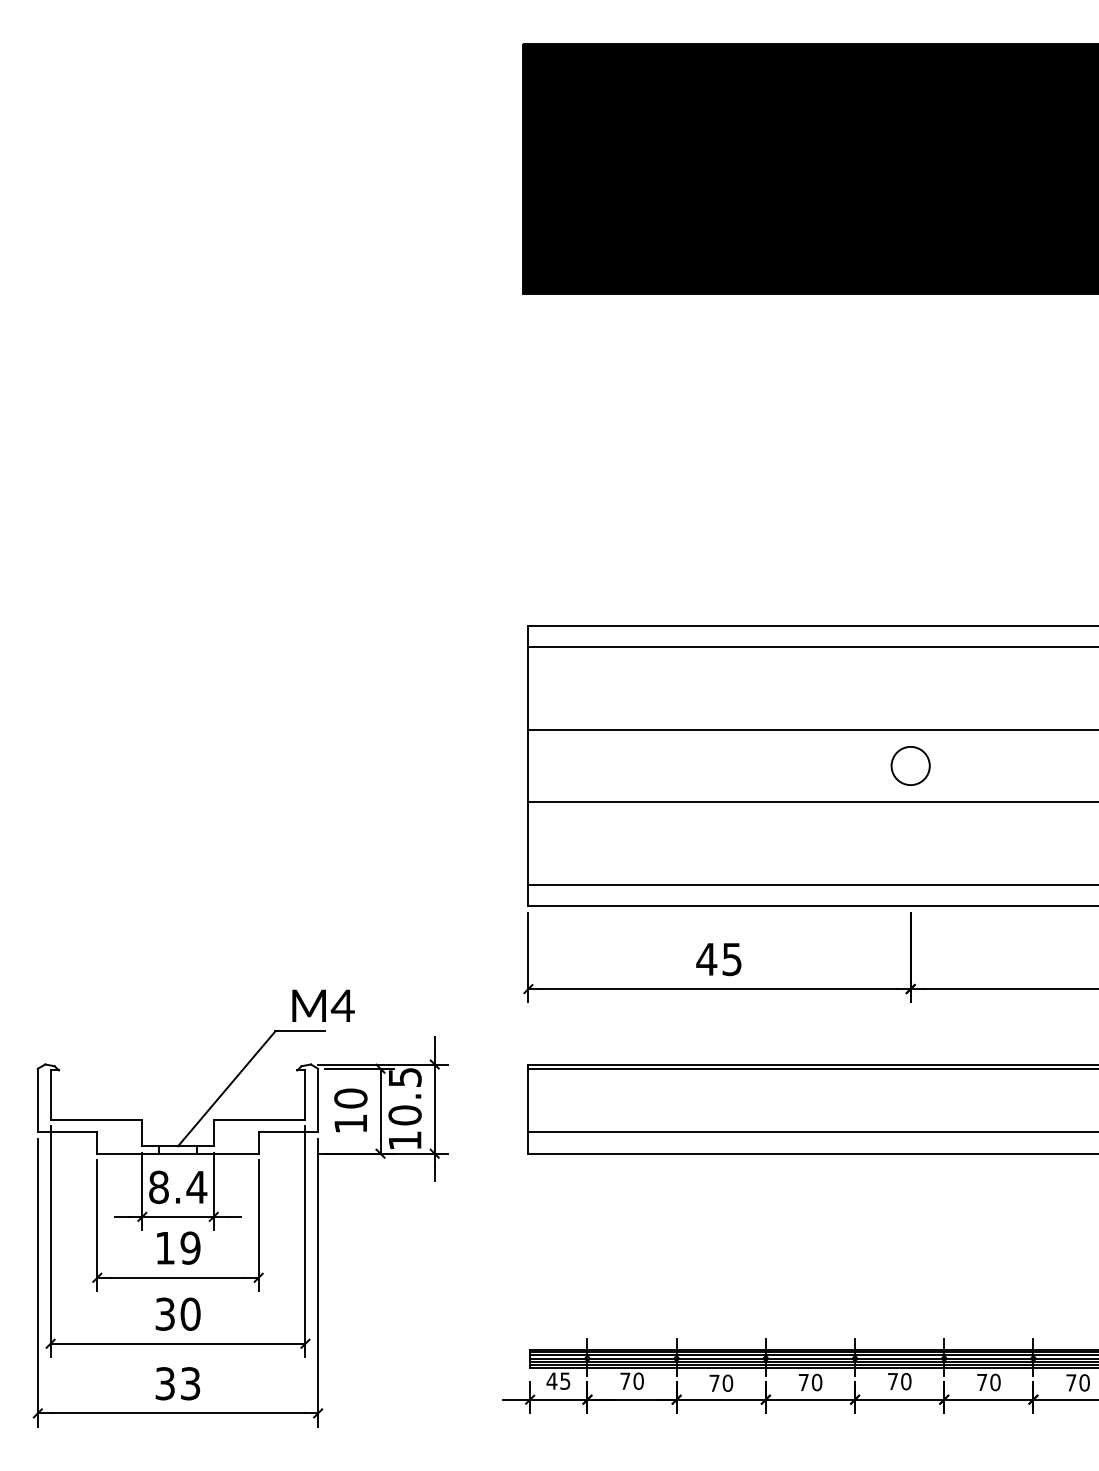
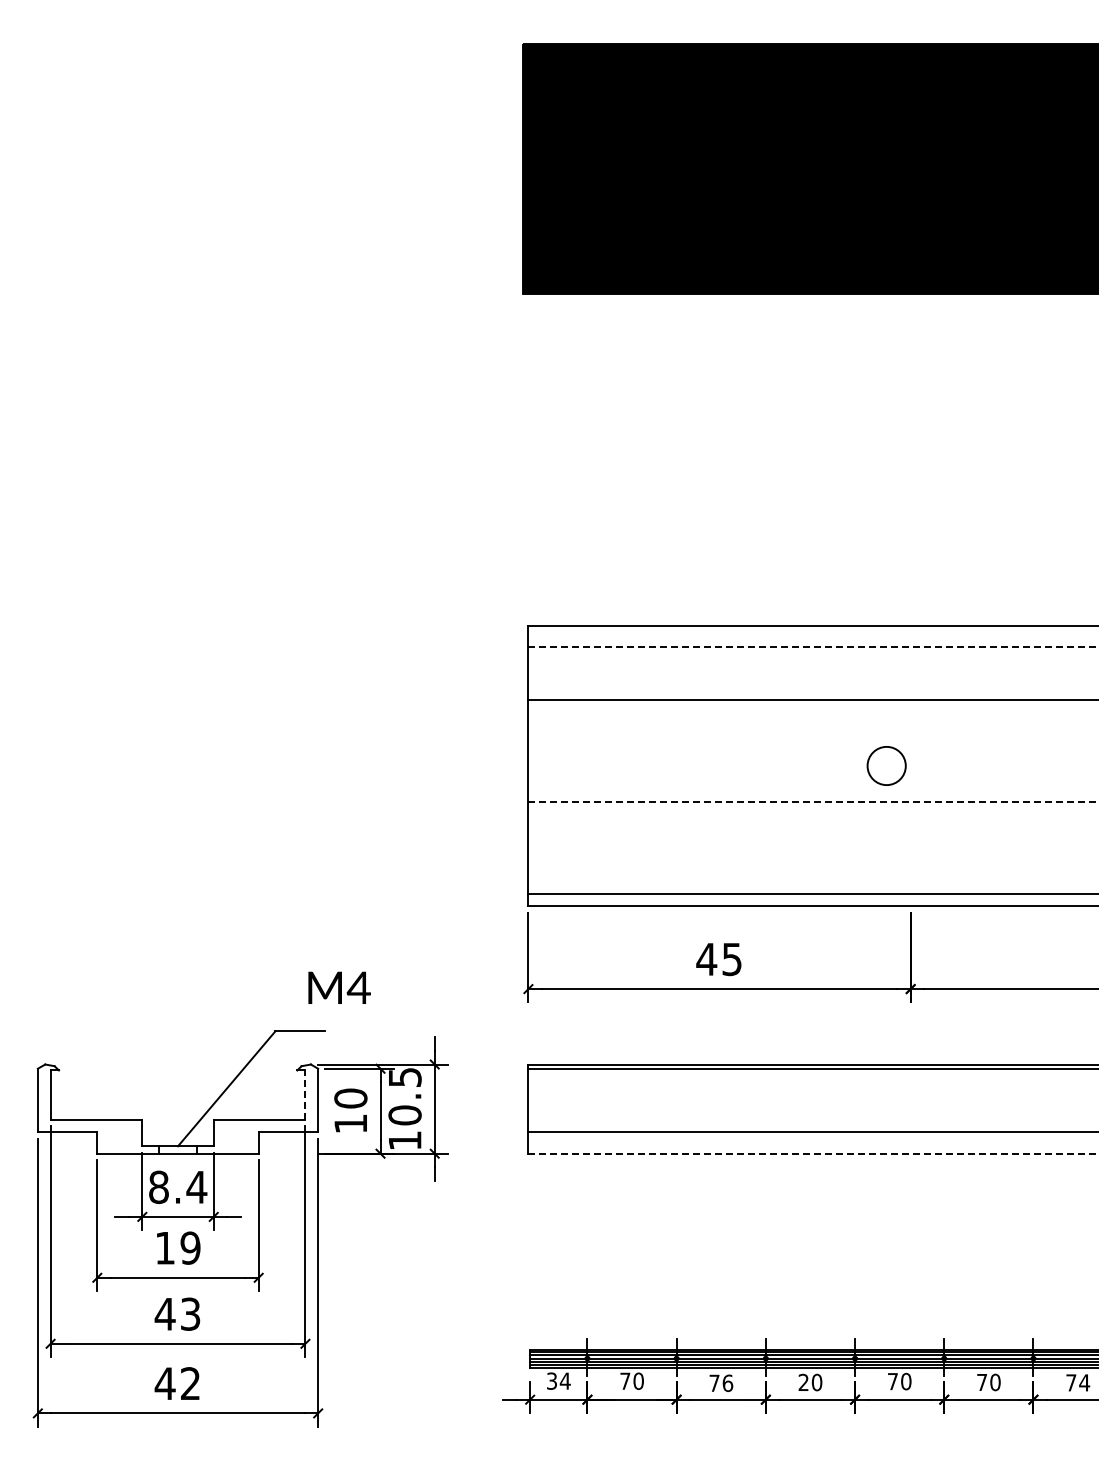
line: solid -> dashed (813, 647)
line position: (811, 730) -> (811, 700) (811, 700)
circle position: (910, 765) -> (886, 765) (886, 765)
line: solid -> dashed (813, 801)
line position: (811, 884) -> (811, 893) (811, 893)
text position: (323, 1005) -> (339, 987) (339, 987)
line: solid -> dashed (305, 1095)
line: solid -> dashed (813, 1153)
text: 30 -> 43 (177, 1313)
text: 45 -> 34 (558, 1380)
text: 70 -> 20 (803, 1381)
text: 70 -> 76 (727, 1382)
text: 70 -> 74 (1084, 1382)
text: 33 -> 42 (177, 1383)
